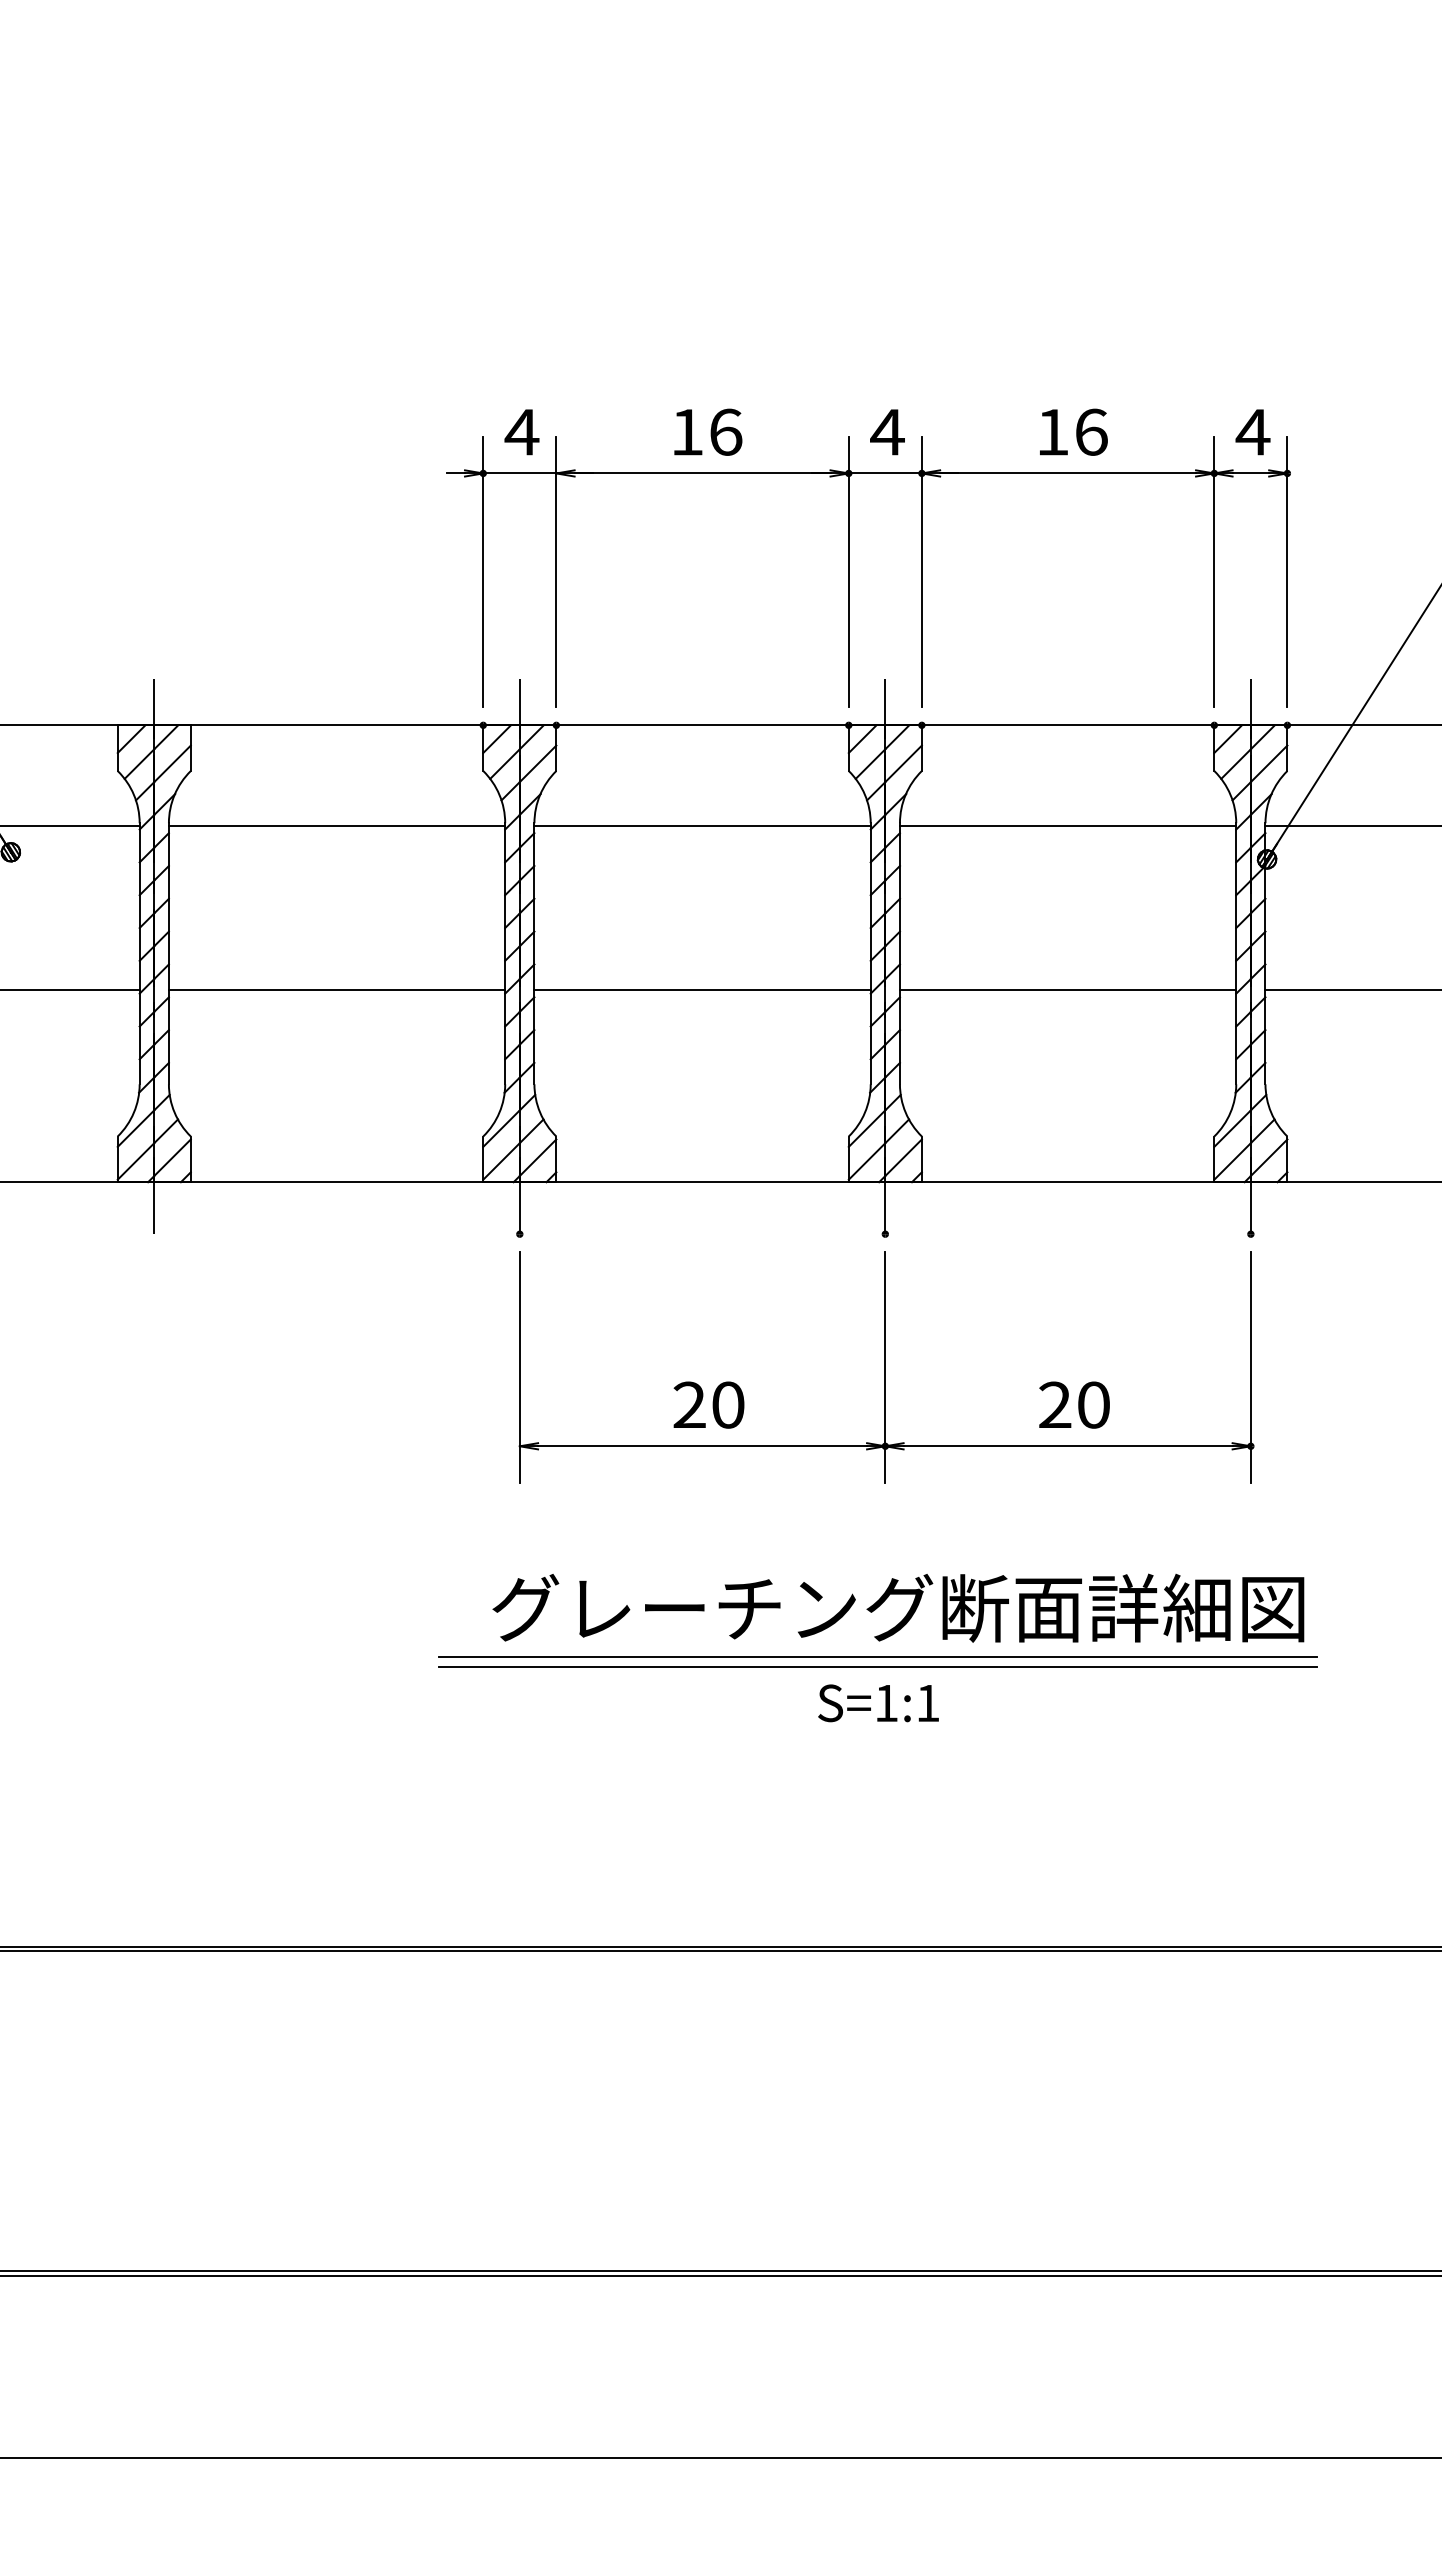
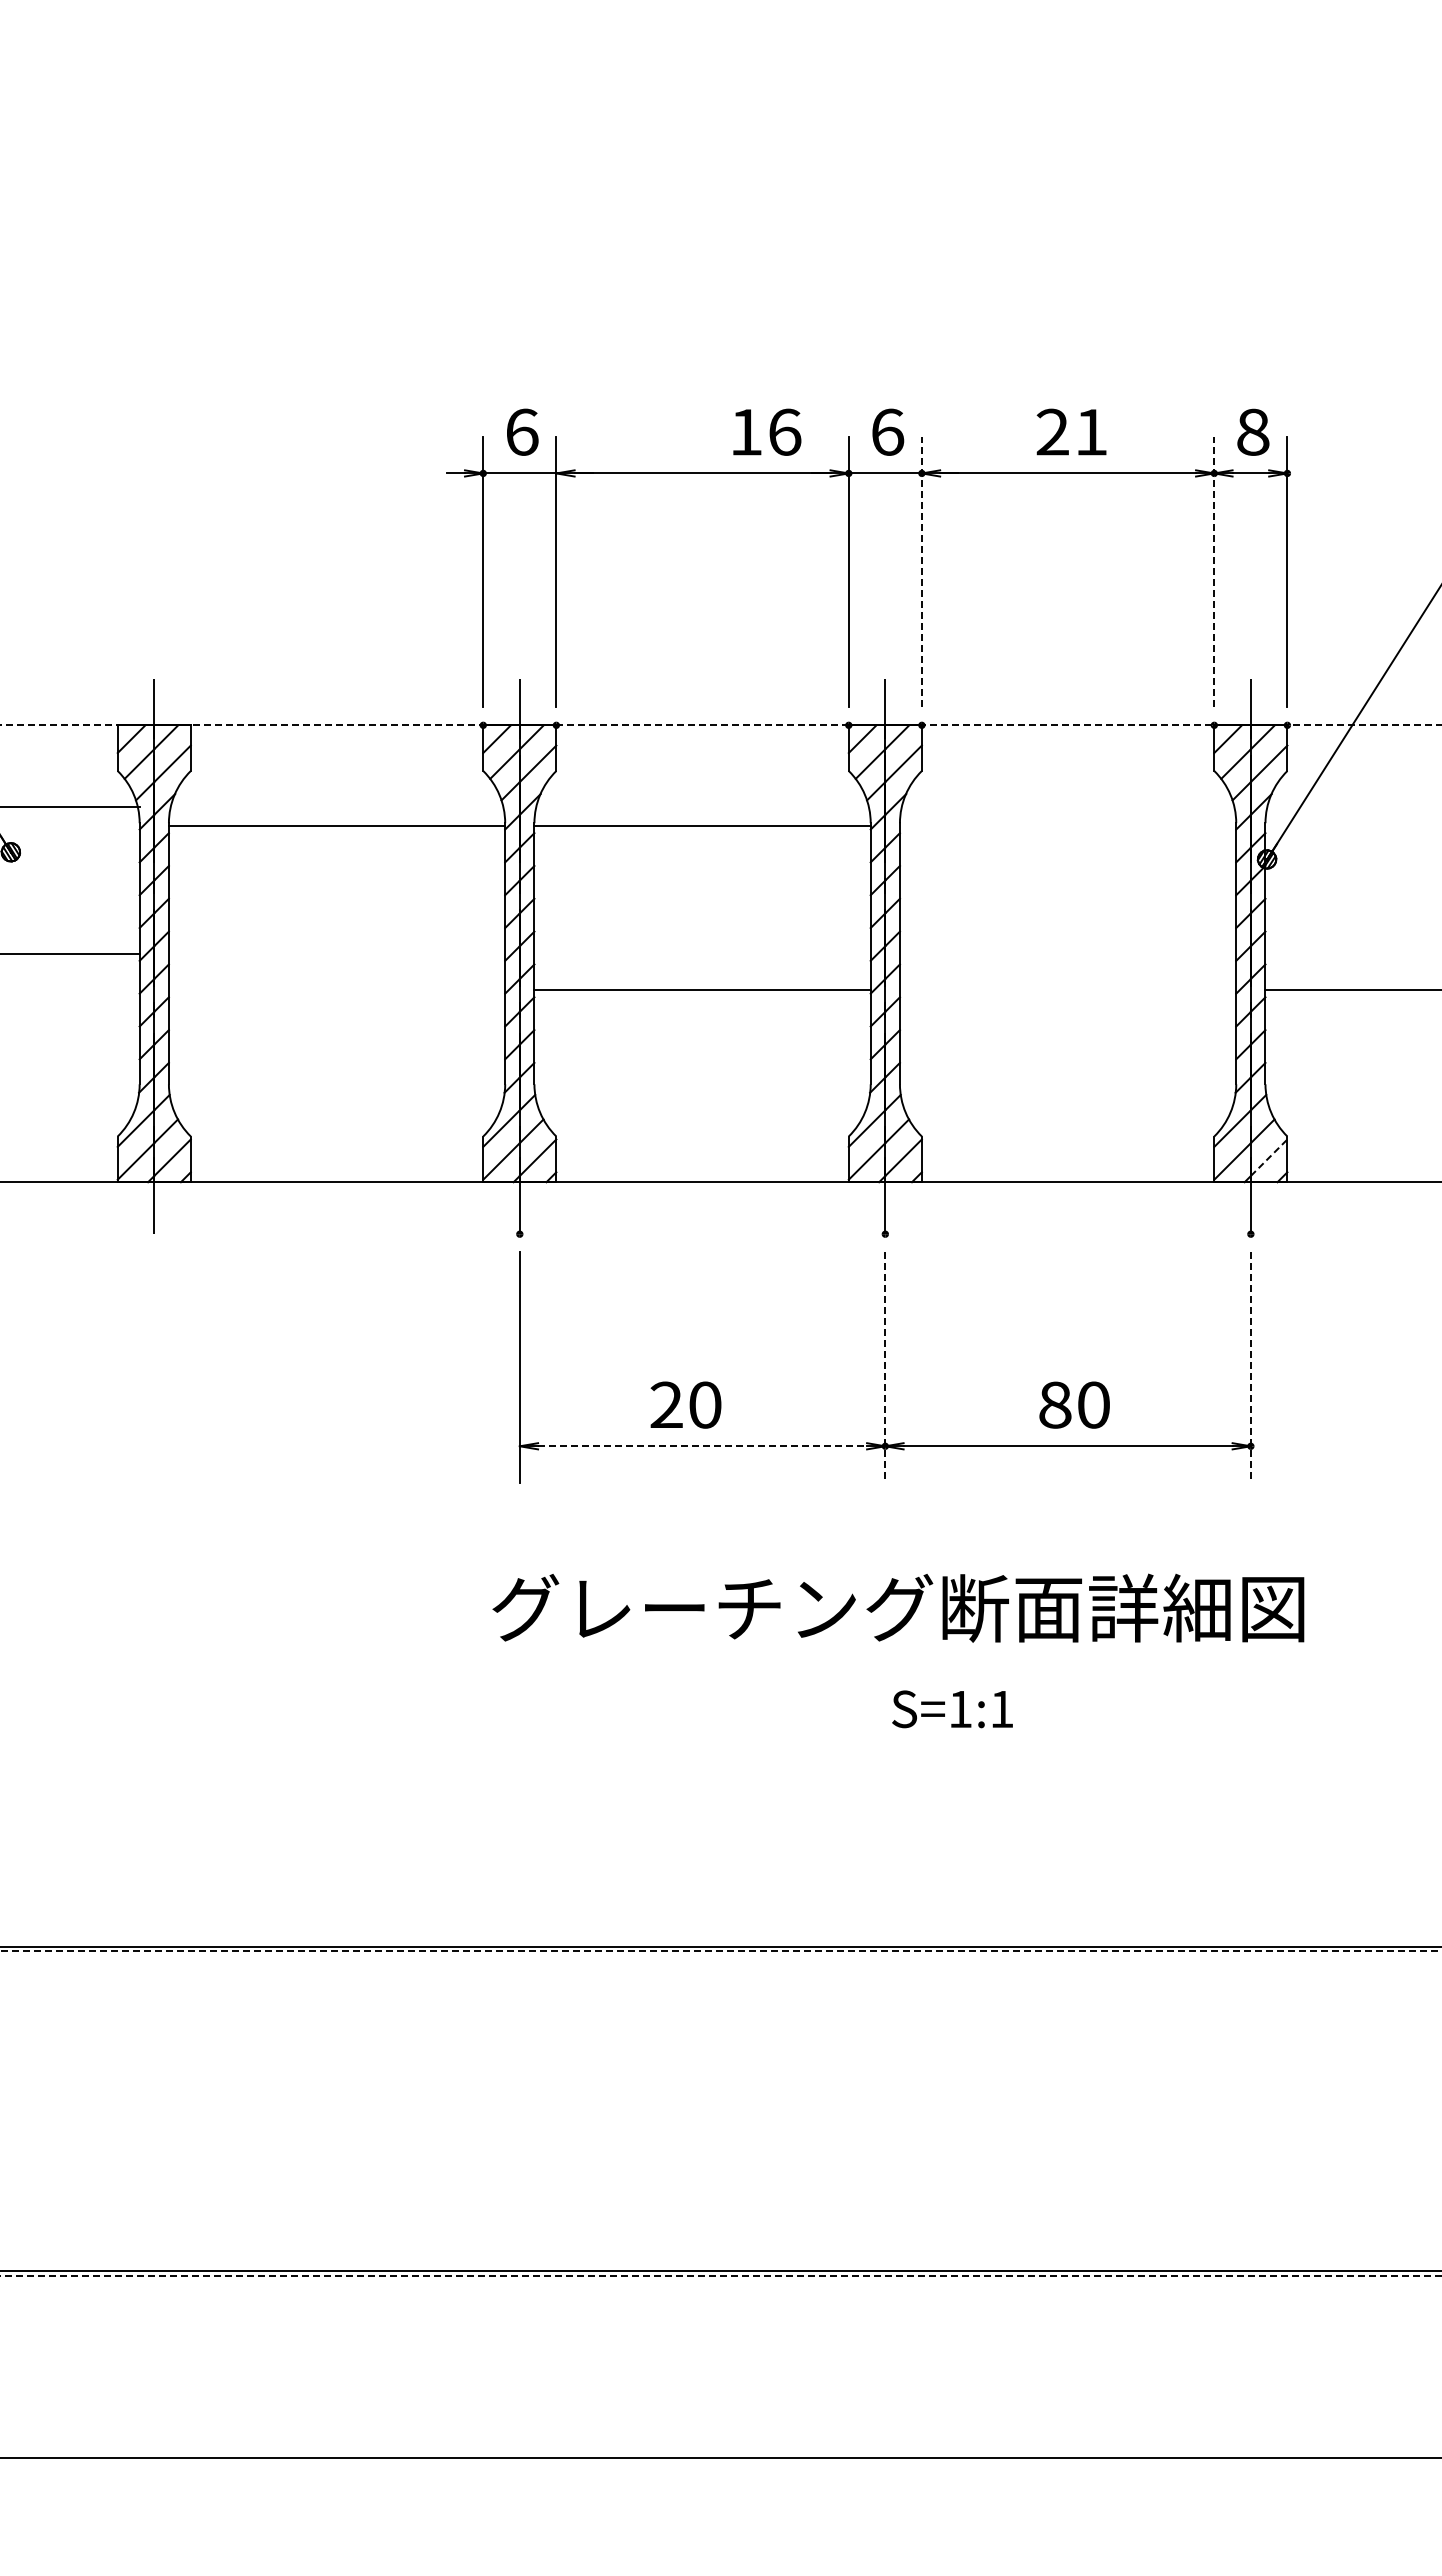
text: 4 -> 6 (521, 431)
text position: (708, 431) -> (767, 431) (767, 431)
text: 4 -> 6 (887, 431)
text: 16 -> 21 (1071, 431)
text: 4 -> 8 (1252, 431)
line: solid -> dashed (921, 571)
line: solid -> dashed (1214, 571)
line: solid -> dashed (721, 725)
line position: (70, 825) -> (70, 806) (70, 806)
line: present -> none (1067, 825)
line: present -> none (1351, 825)
line position: (70, 990) -> (70, 954) (70, 954)
line: present -> none (336, 990)
line: present -> none (1067, 990)
line: solid -> dashed (1269, 1157)
line: solid -> dashed (885, 1368)
line: solid -> dashed (1250, 1368)
text position: (708, 1404) -> (685, 1404) (685, 1404)
text: 20 -> 80 (1055, 1404)
line: solid -> dashed (703, 1446)
line: present -> none (877, 1657)
line: present -> none (877, 1666)
text position: (878, 1703) -> (952, 1709) (952, 1709)
line: solid -> dashed (719, 1951)
line: solid -> dashed (721, 2275)
